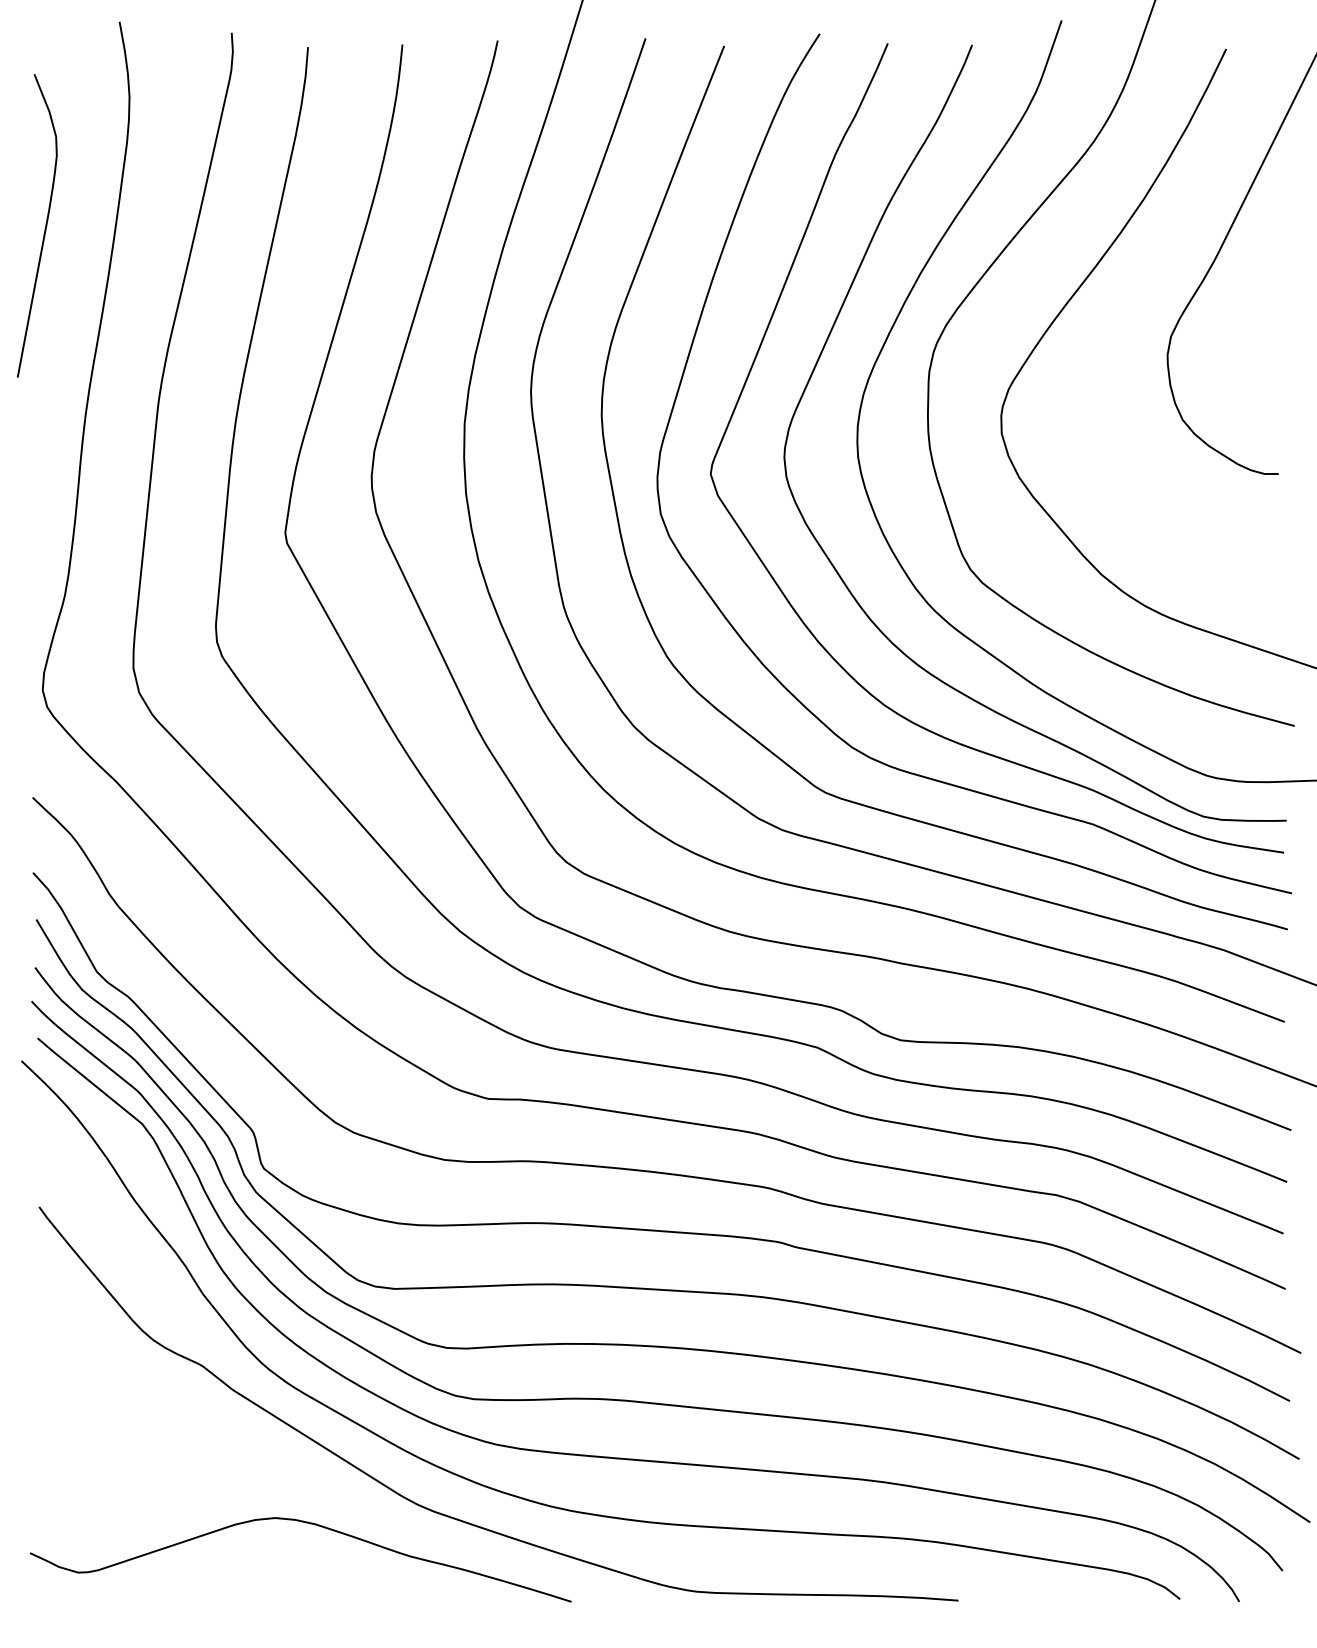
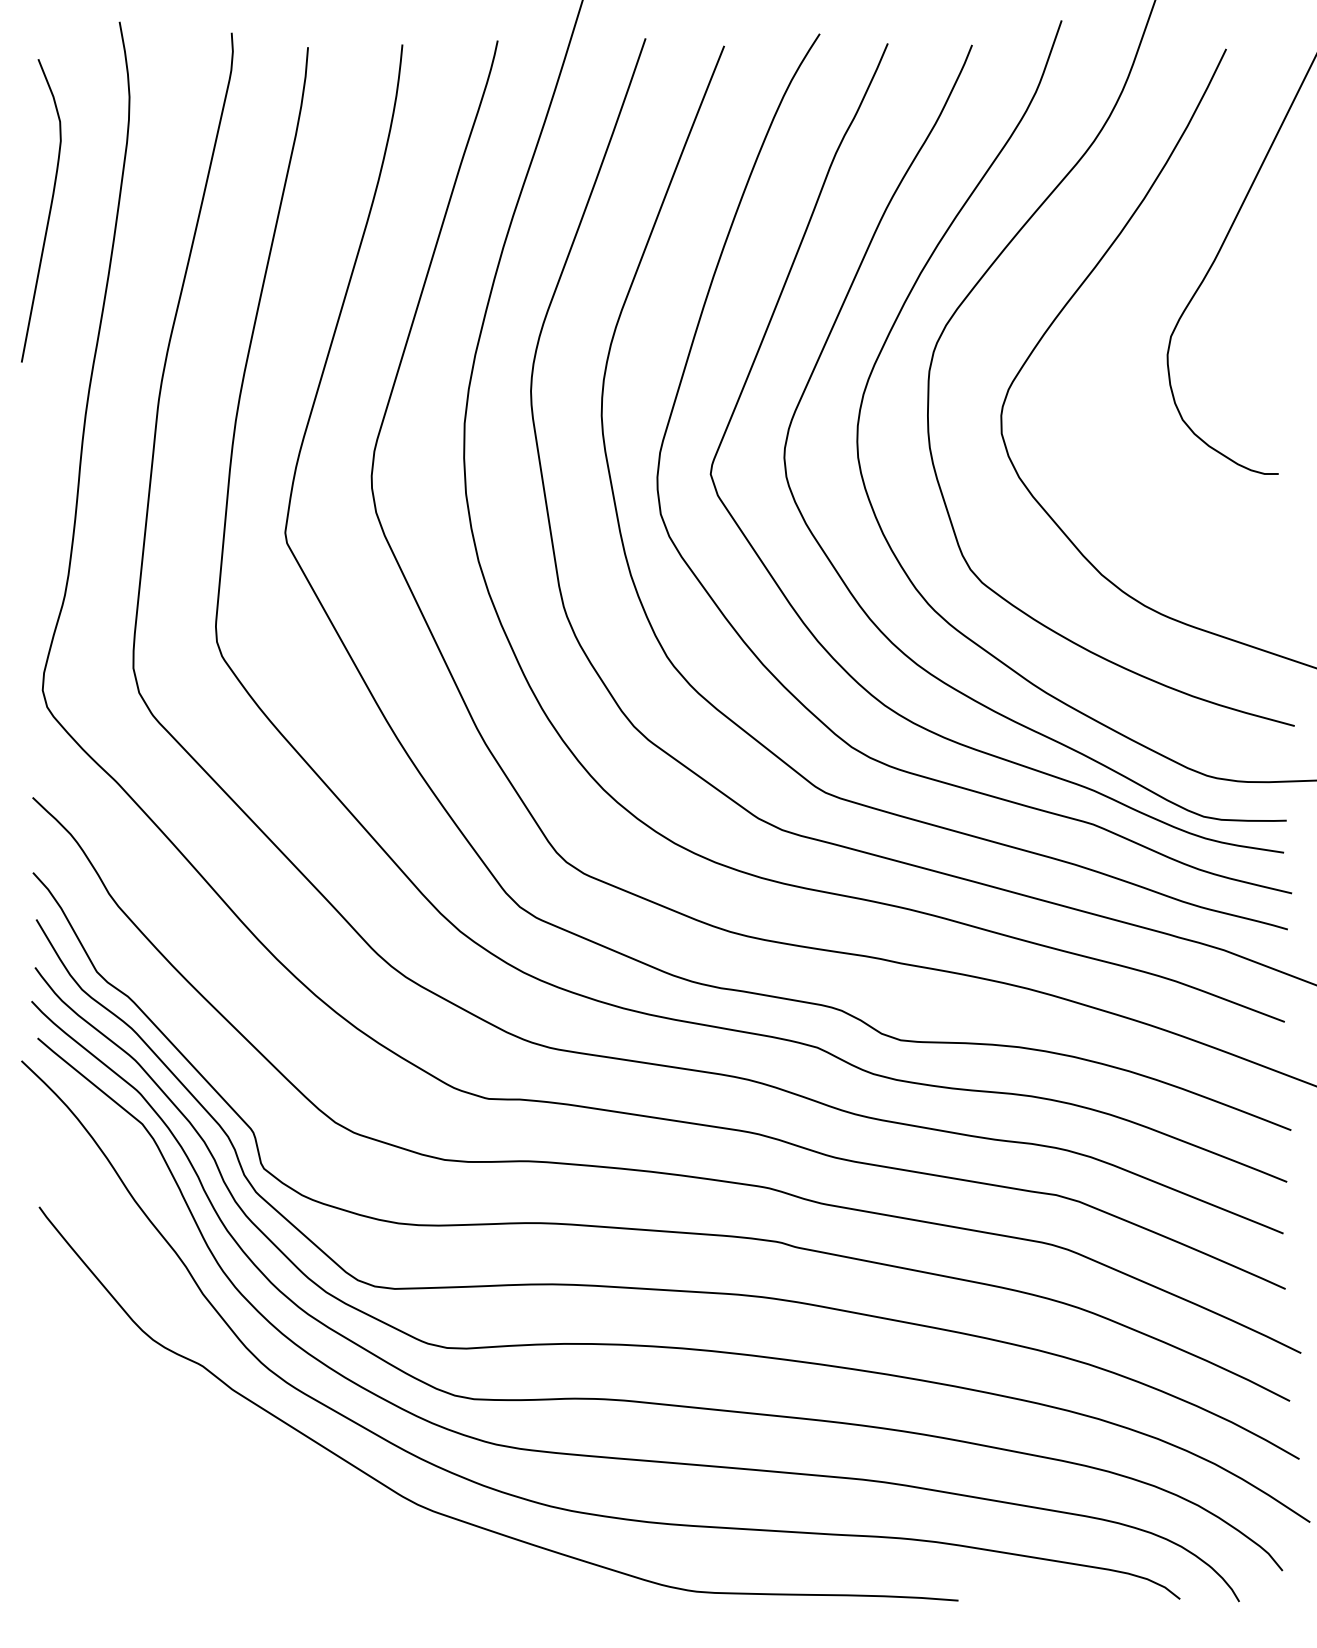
curve position: (44, 228) -> (48, 213) (48, 213)
curve: present -> none (305, 1523)
